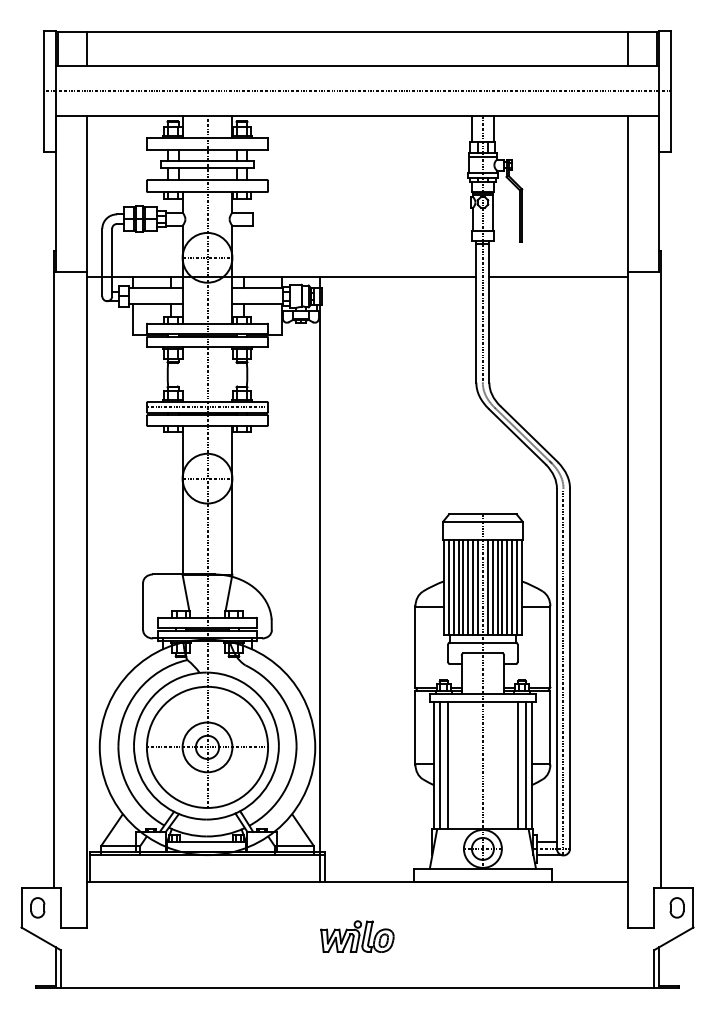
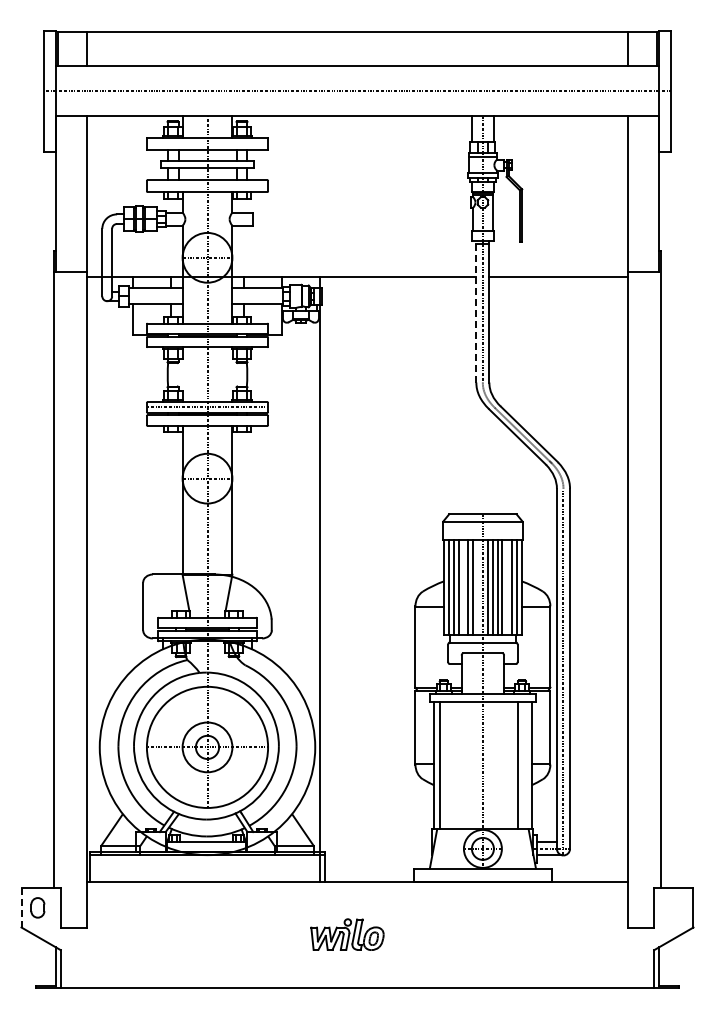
line: solid -> dashed (476, 311)
line: present -> none (463, 586)
line: present -> none (478, 586)
line: present -> none (507, 586)
line: present -> none (447, 765)
line: present -> none (526, 765)
line: solid -> dashed (21, 907)
part: present -> none (676, 907)
part position: (357, 936) -> (347, 934) (347, 934)
